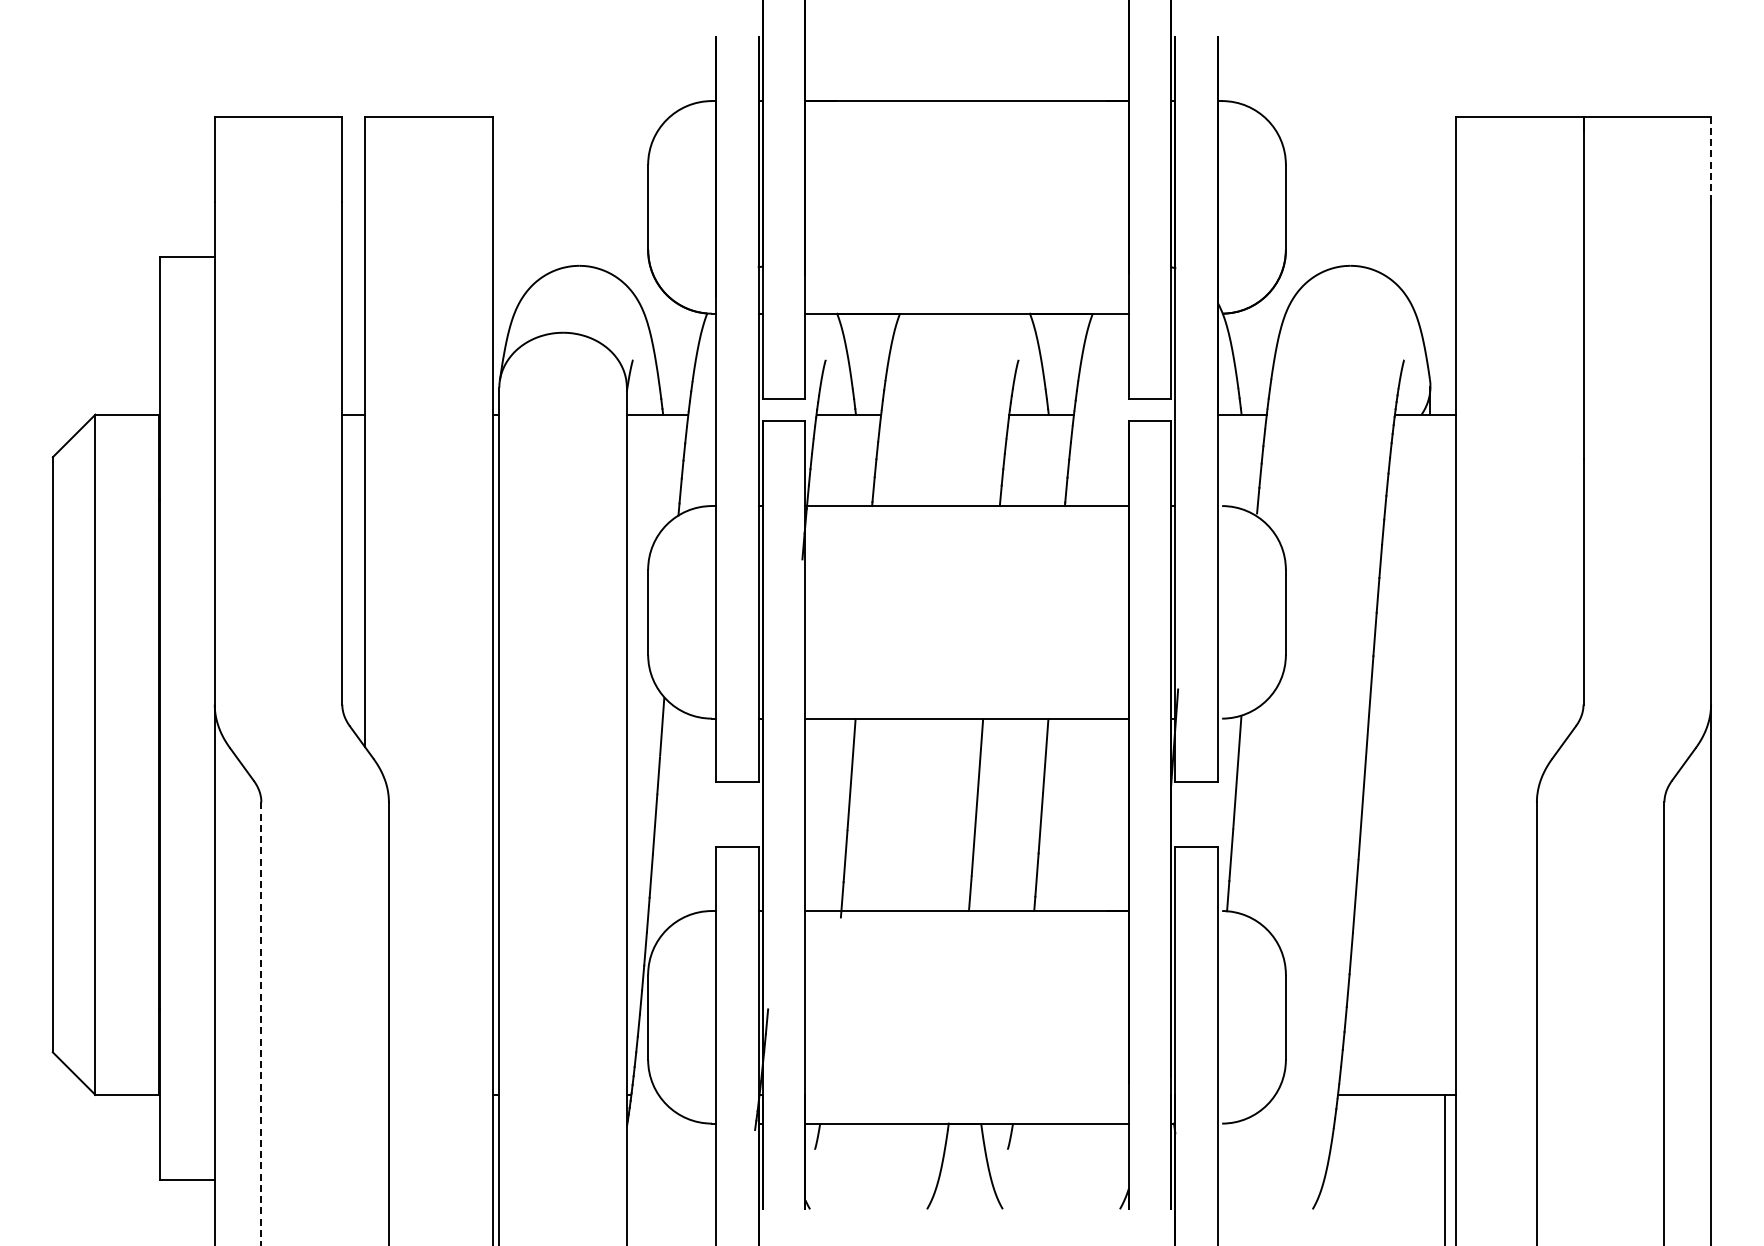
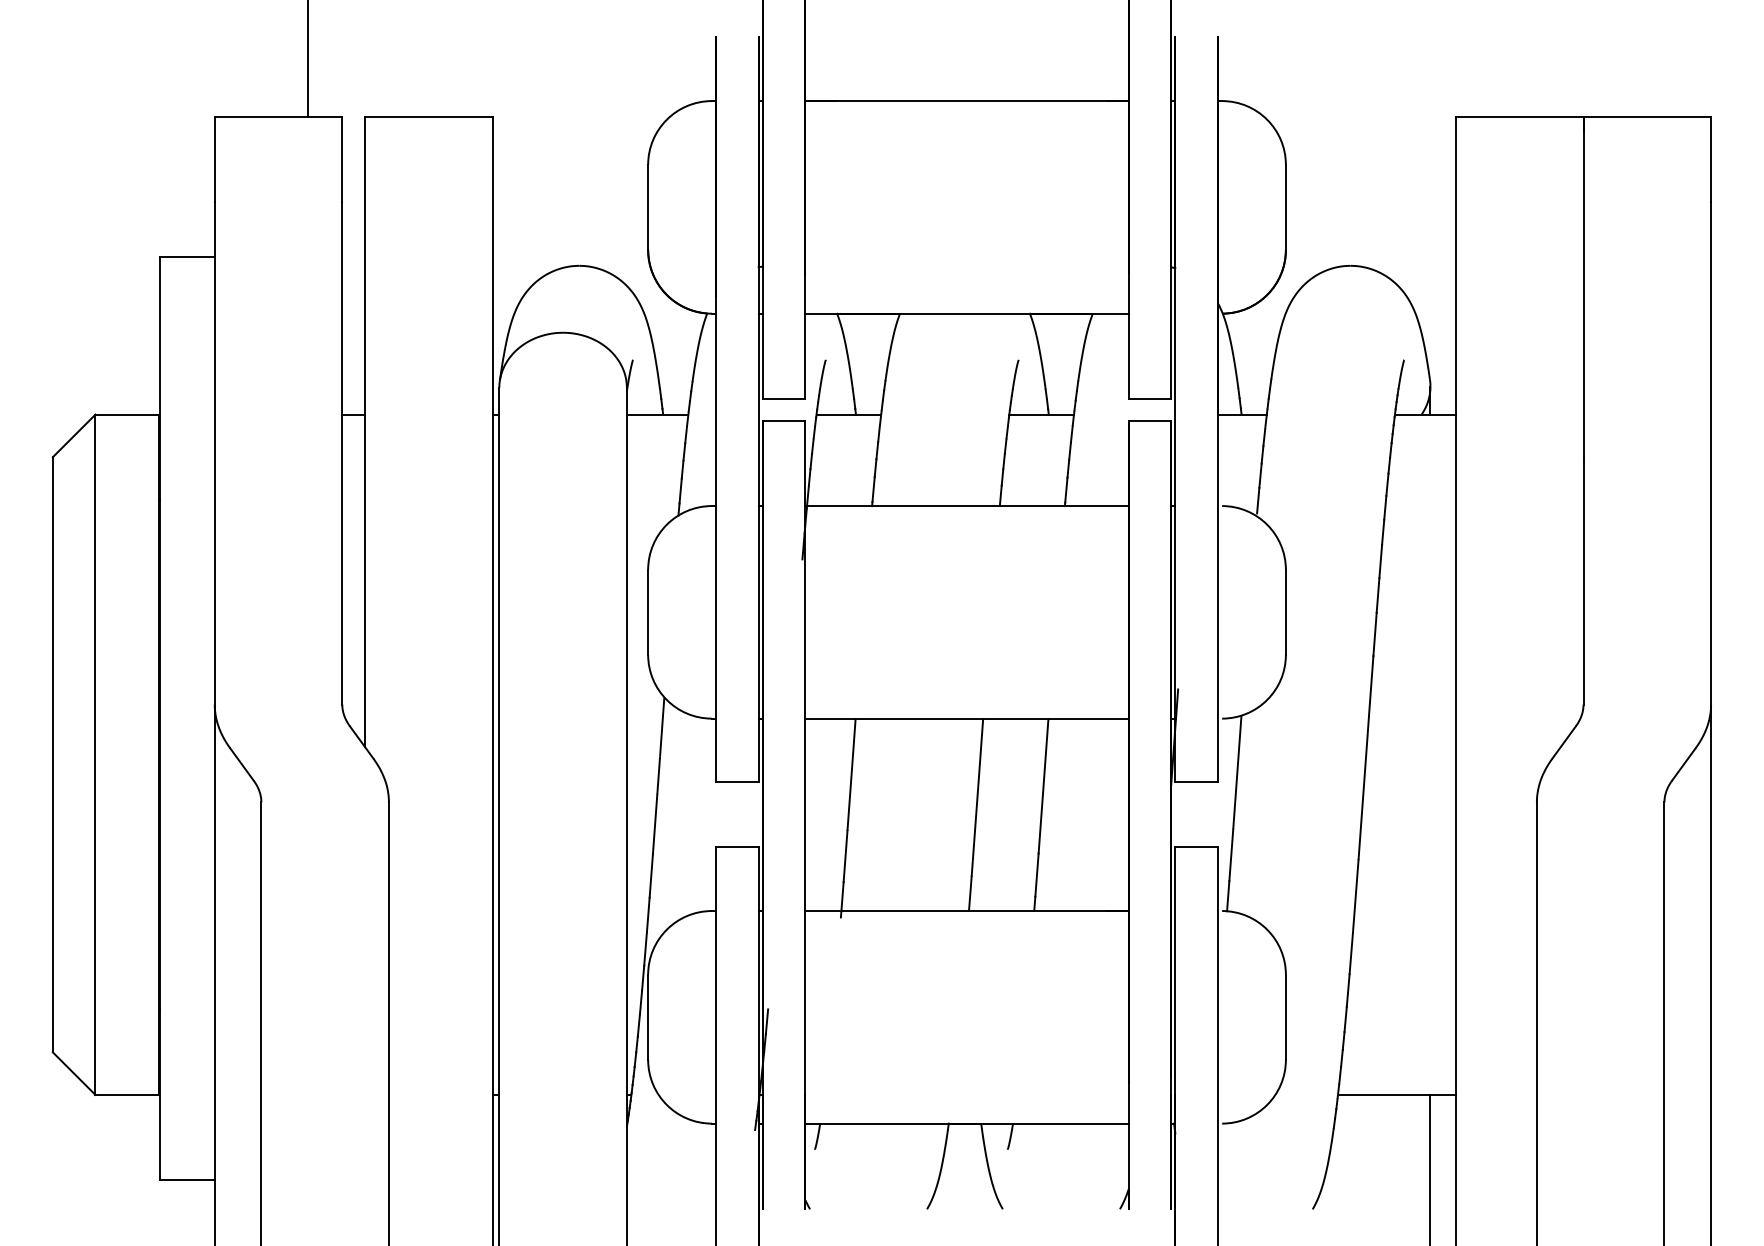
line: none -> present (308, 59)
line: dashed -> solid (1711, 159)
line: dashed -> solid (261, 1024)
line position: (1445, 1168) -> (1430, 1168) (1430, 1168)
